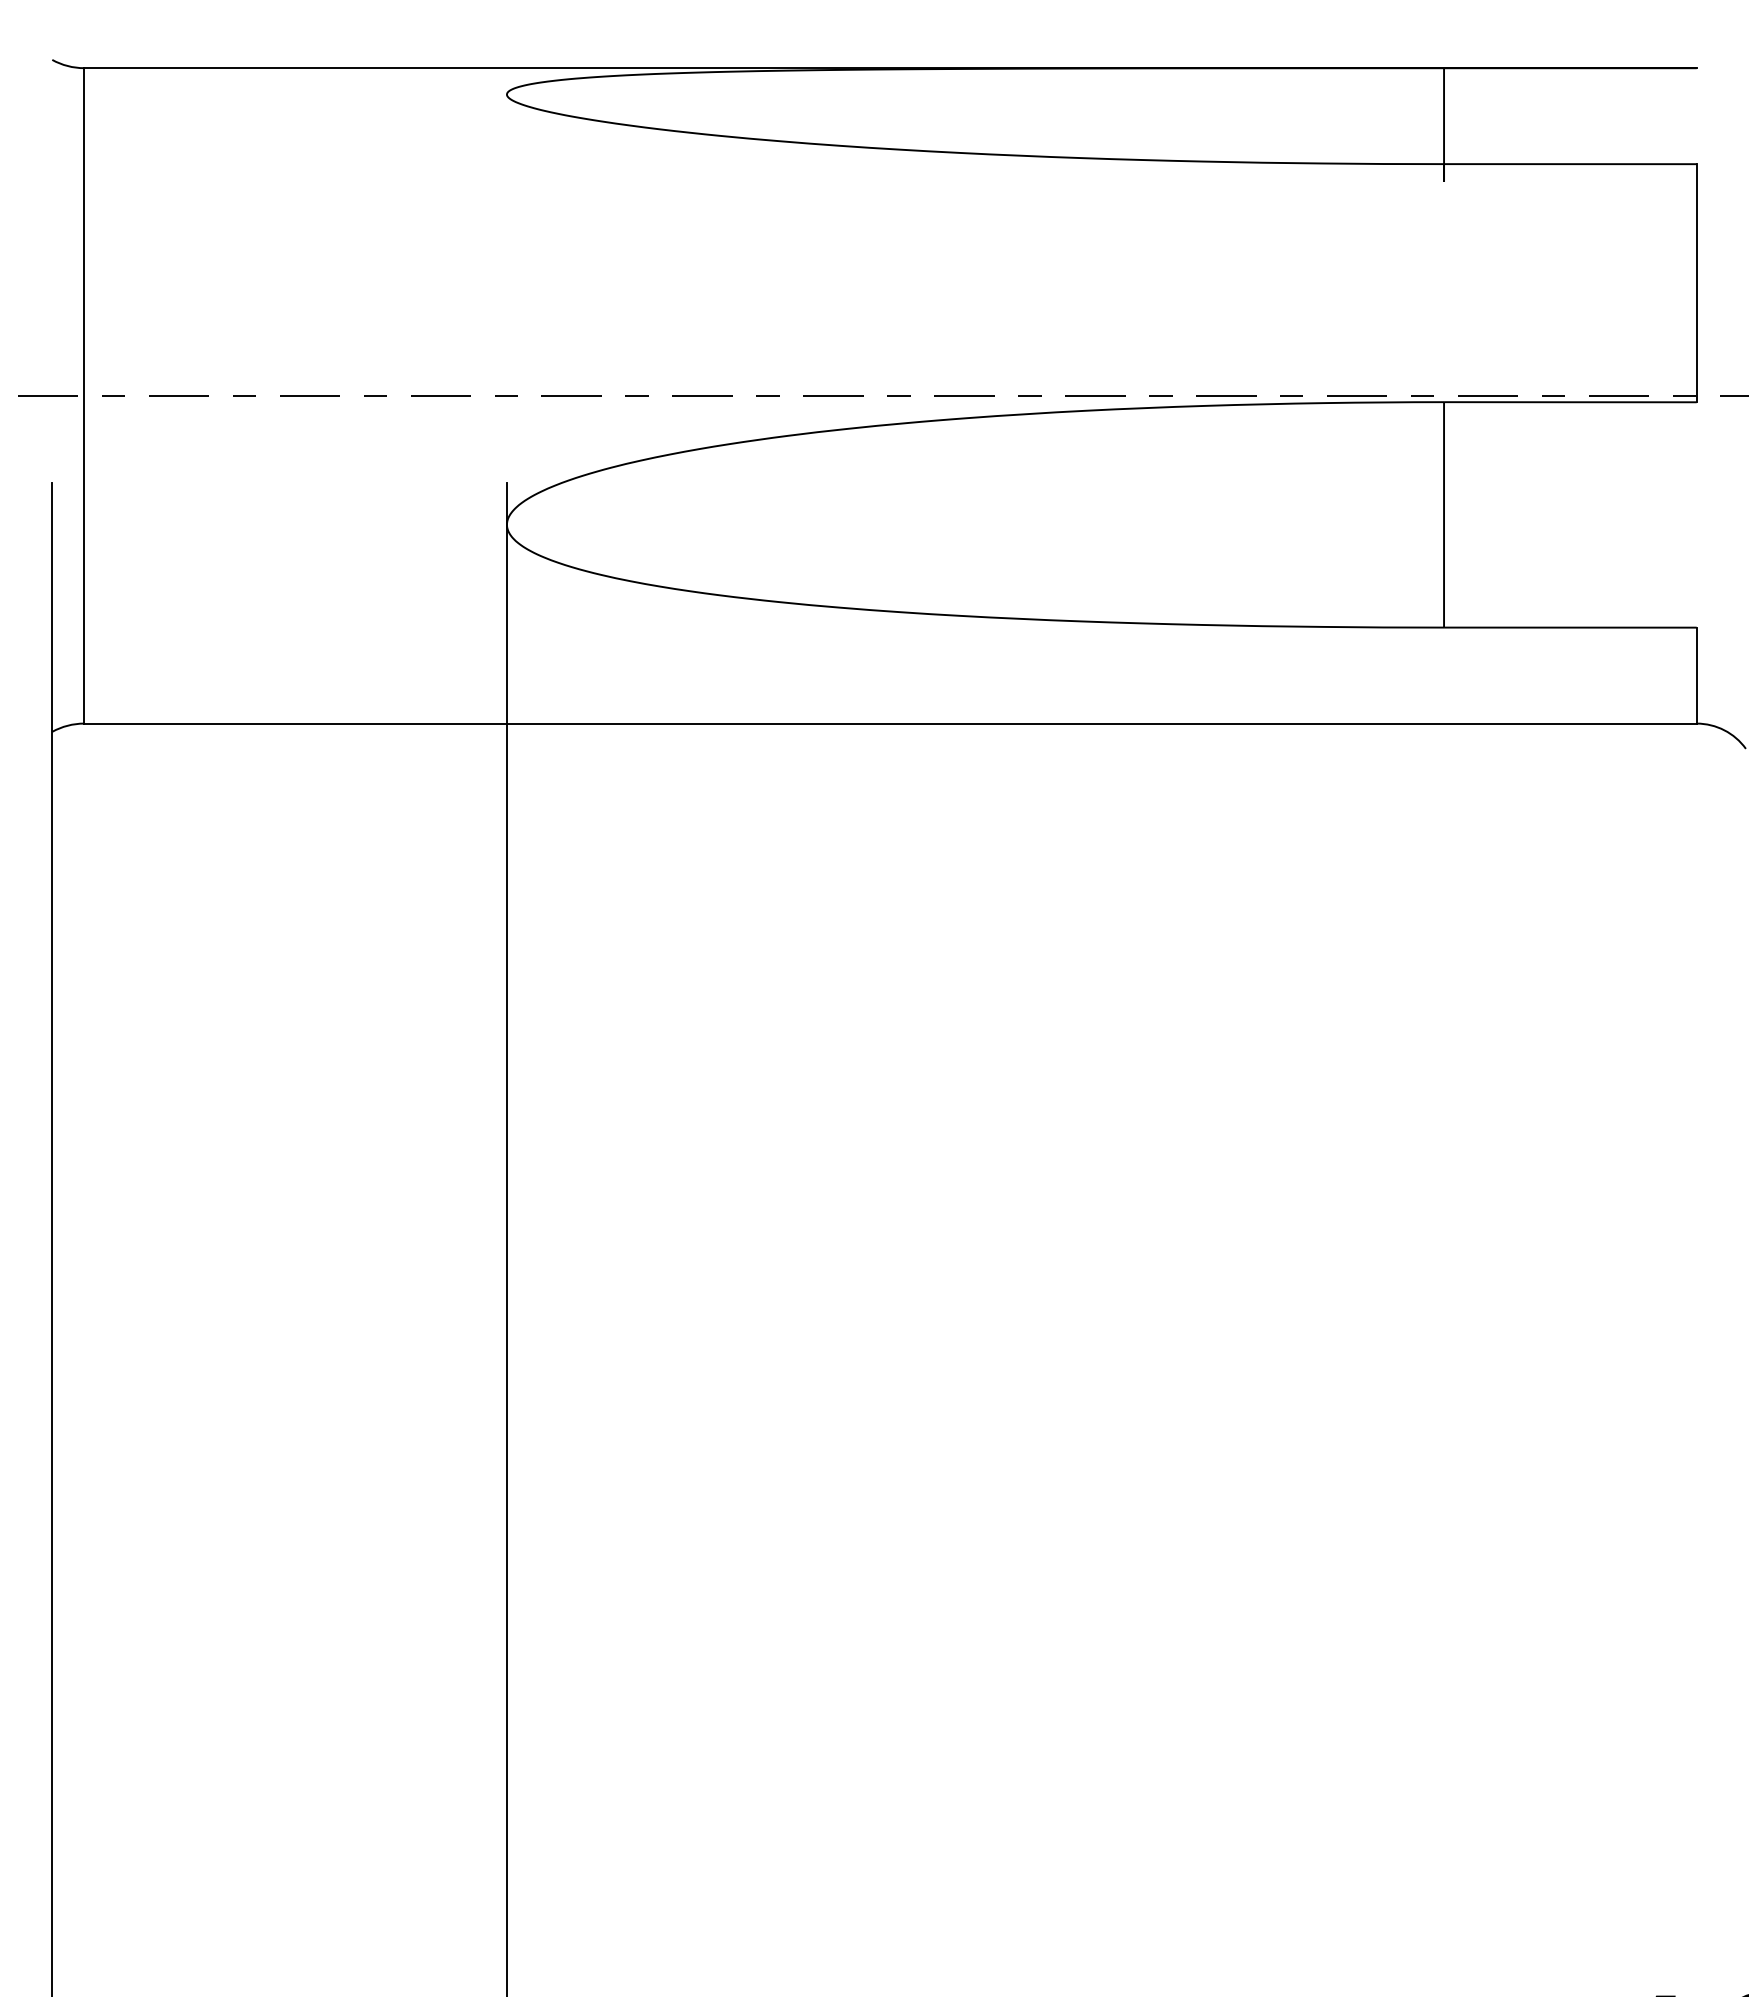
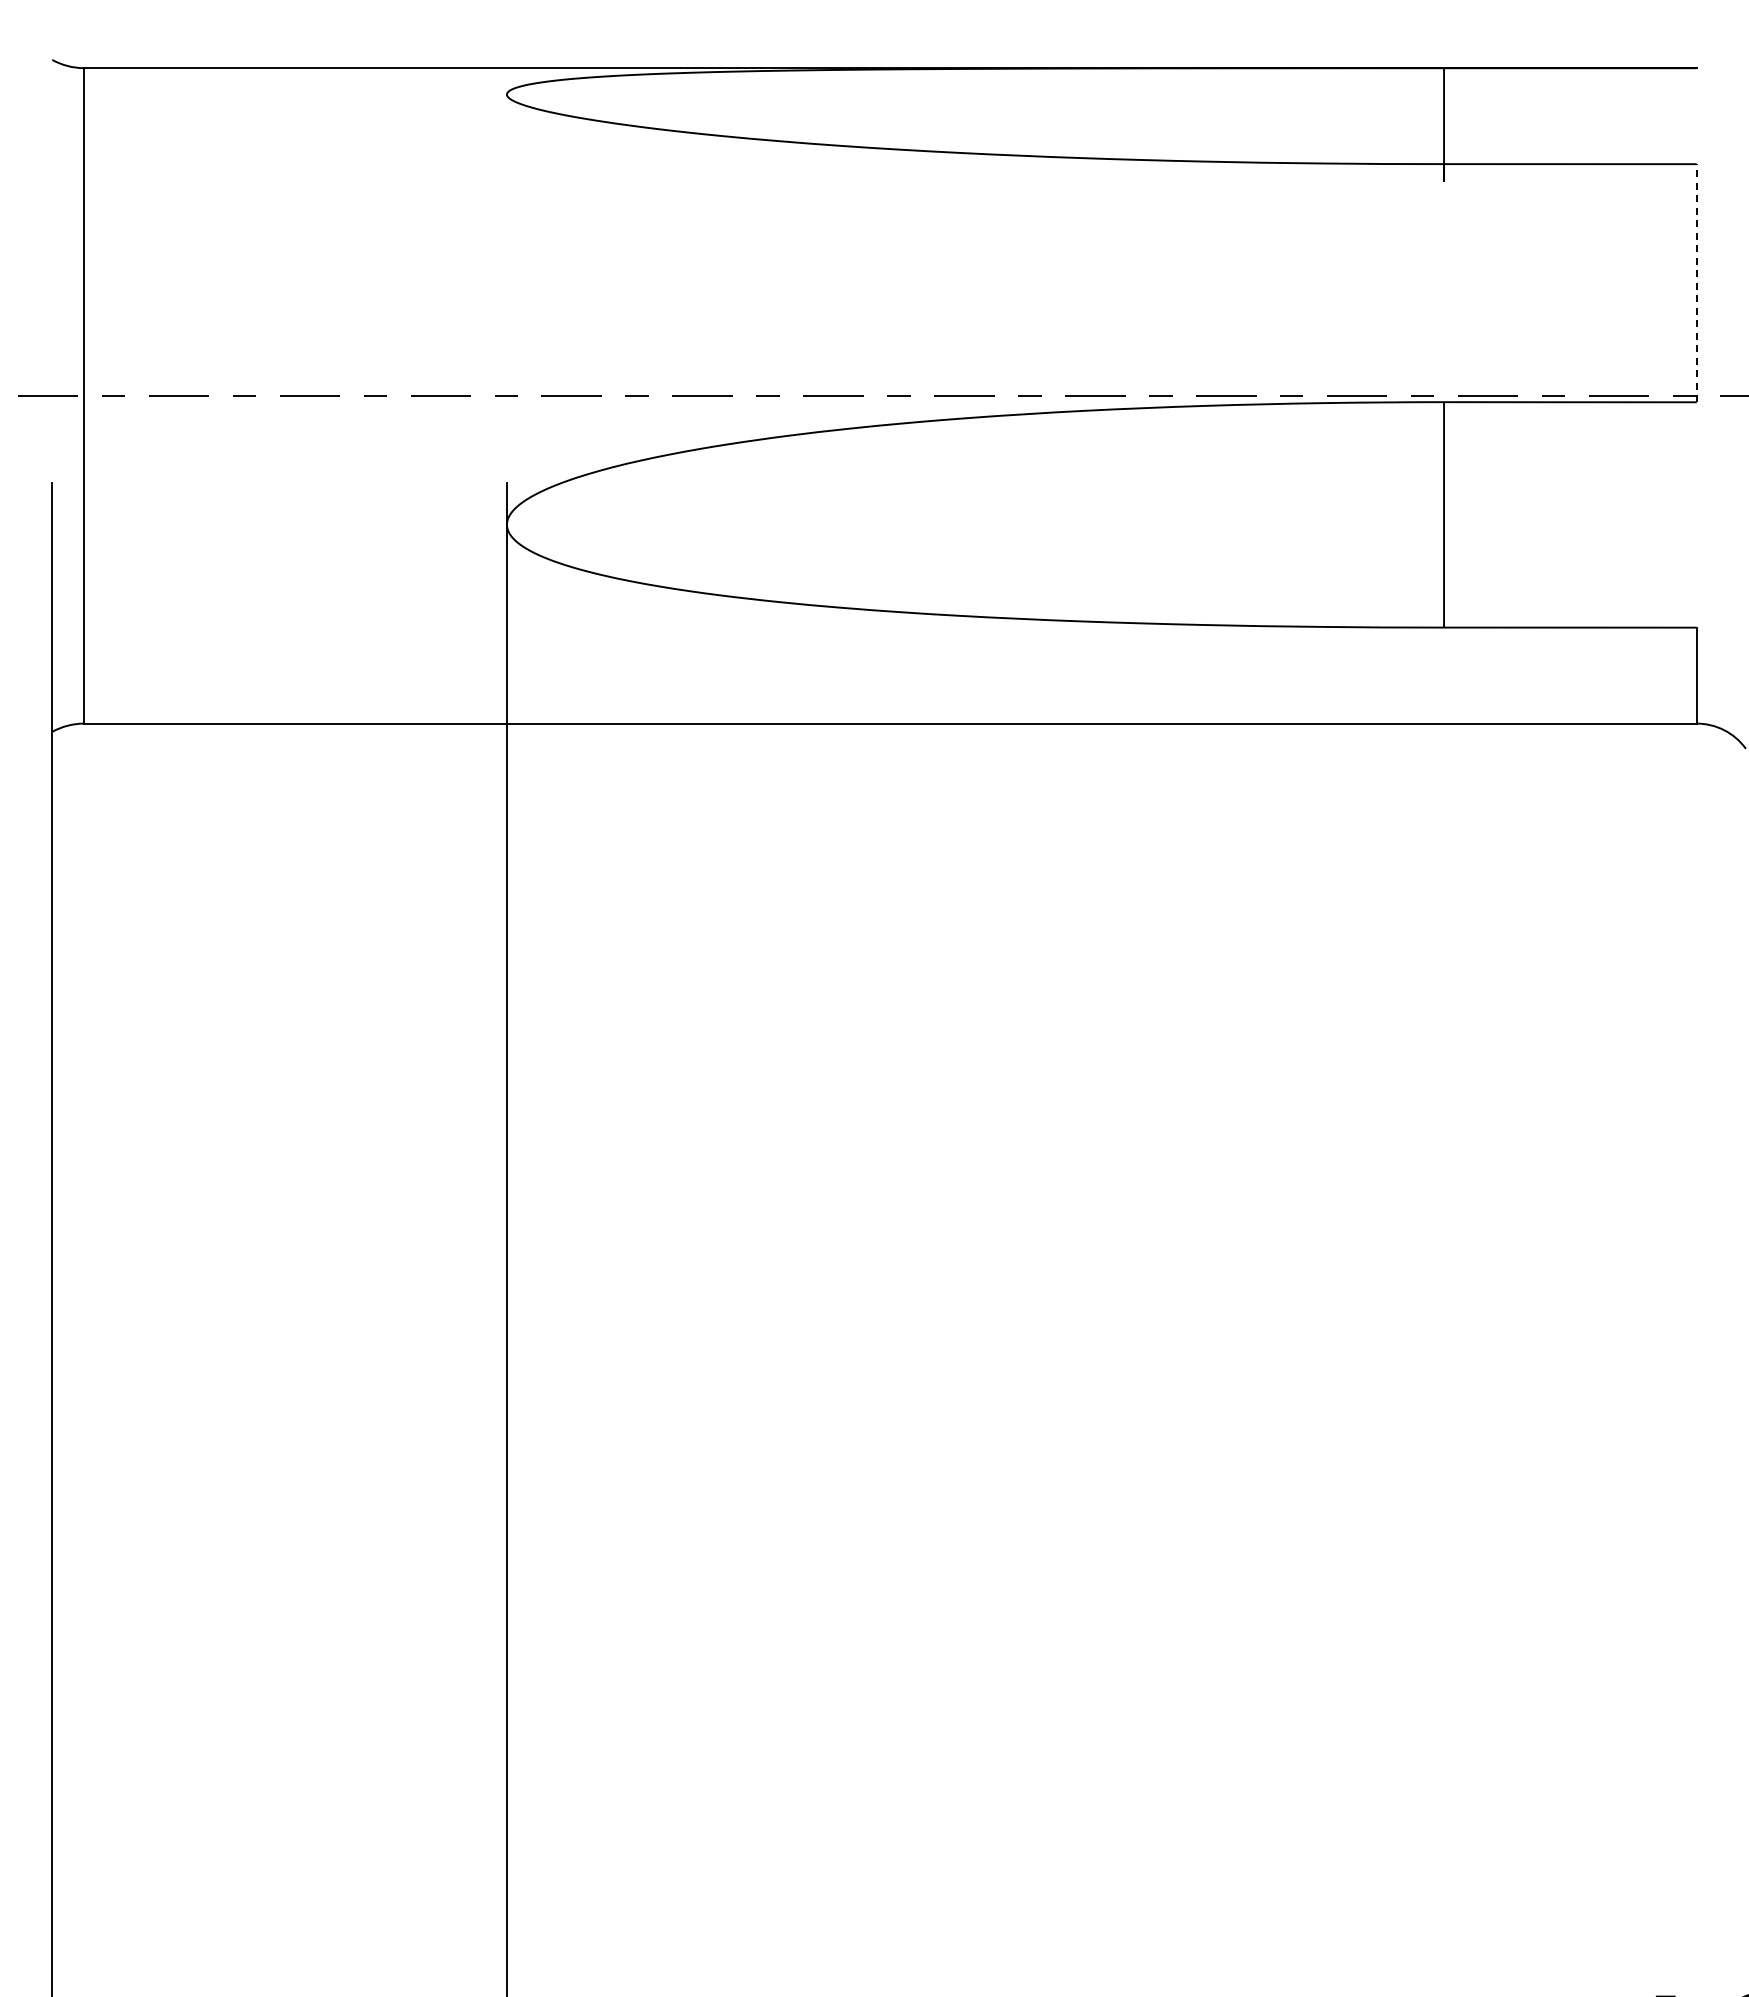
line: solid -> dashed (1696, 282)
